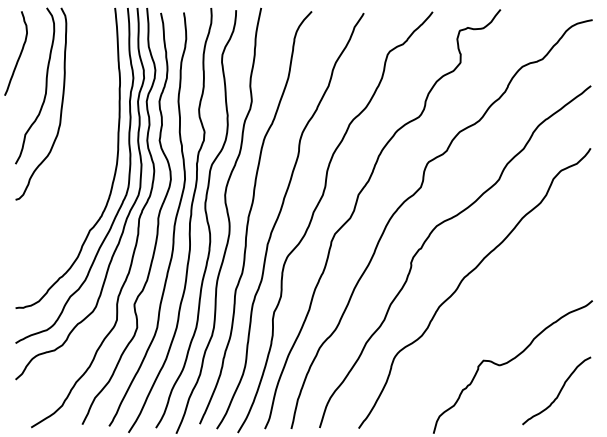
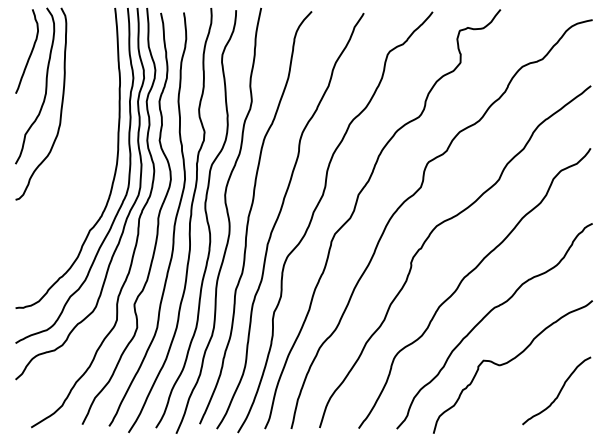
curve position: (19, 54) -> (30, 52) (30, 52)
curve: none -> present (485, 317)
